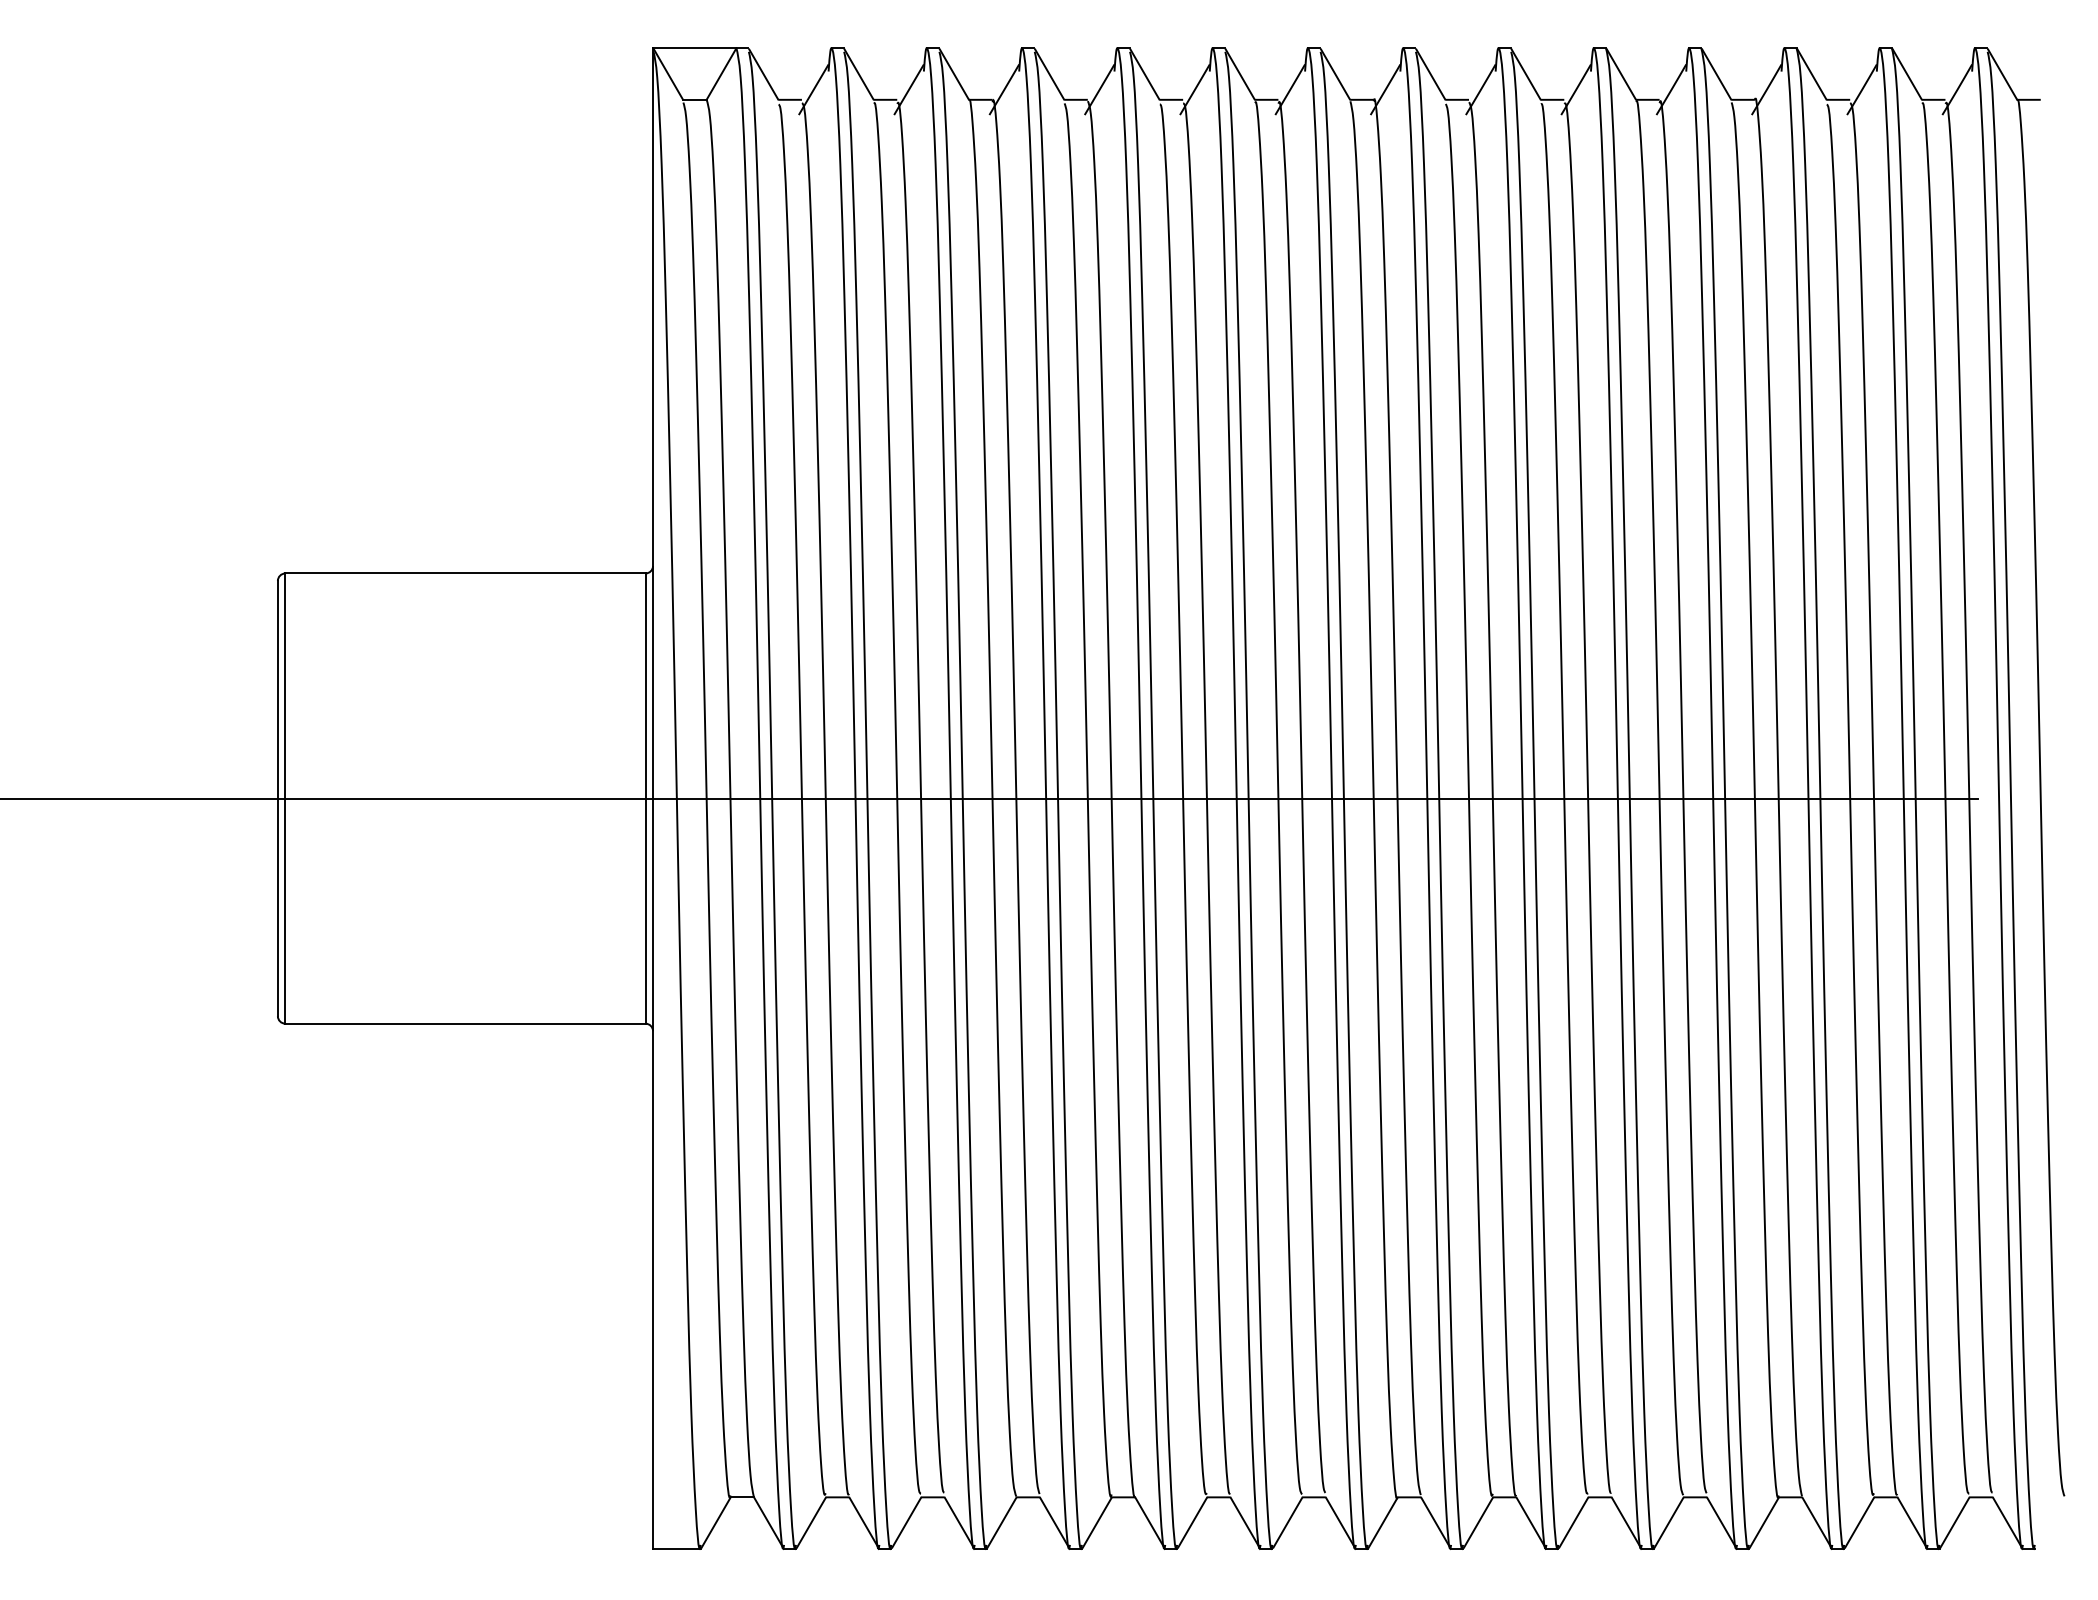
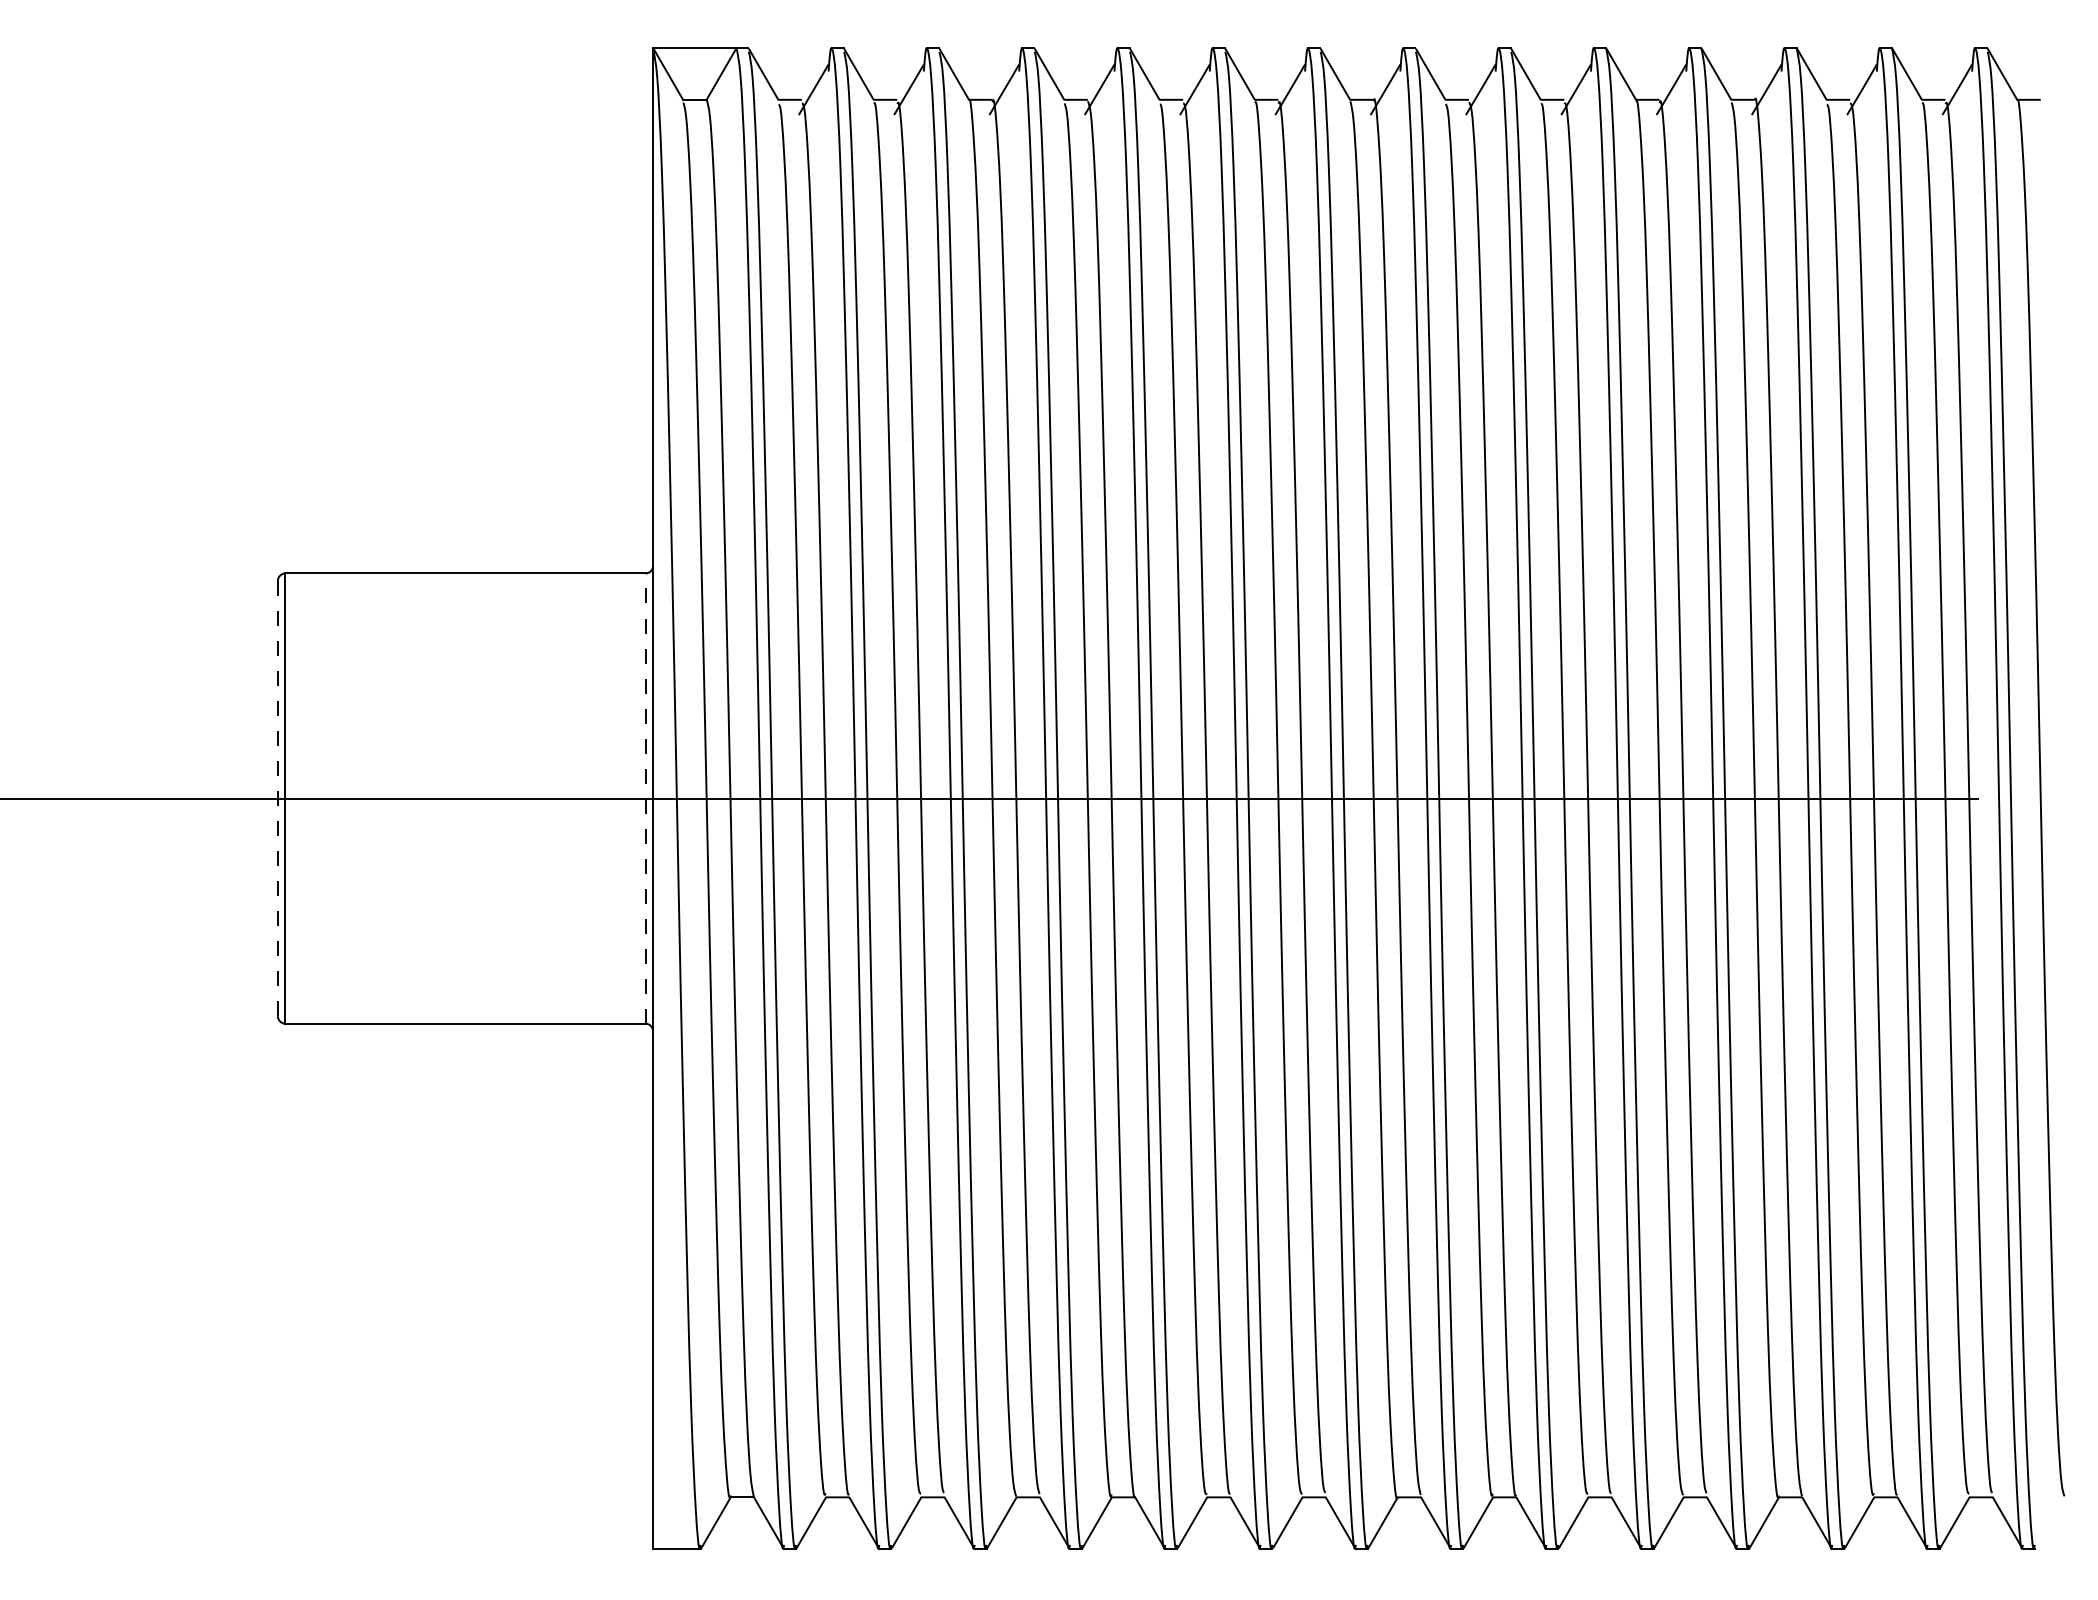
line: solid -> dashed (277, 798)
line: solid -> dashed (645, 798)
